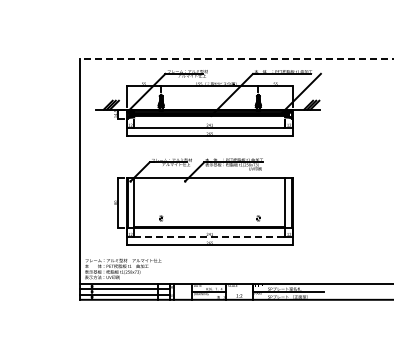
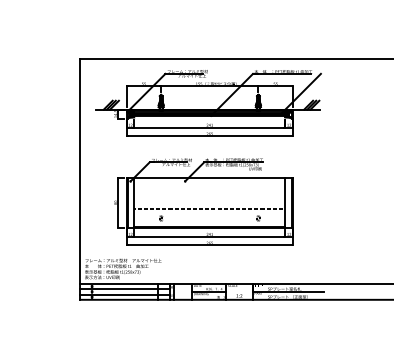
line: dashed -> solid (236, 59)
line: none -> present (209, 209)
line: dashed -> solid (209, 236)
